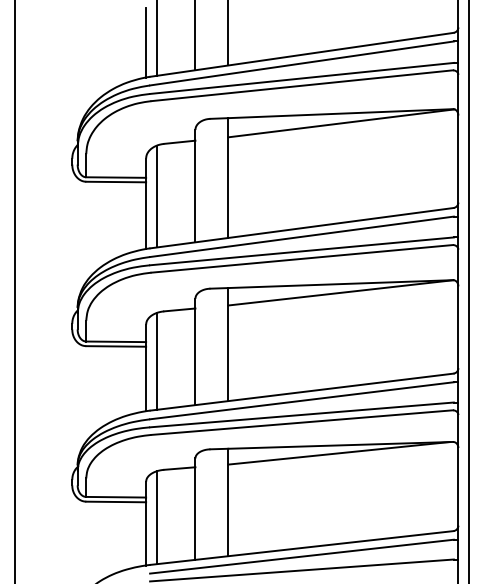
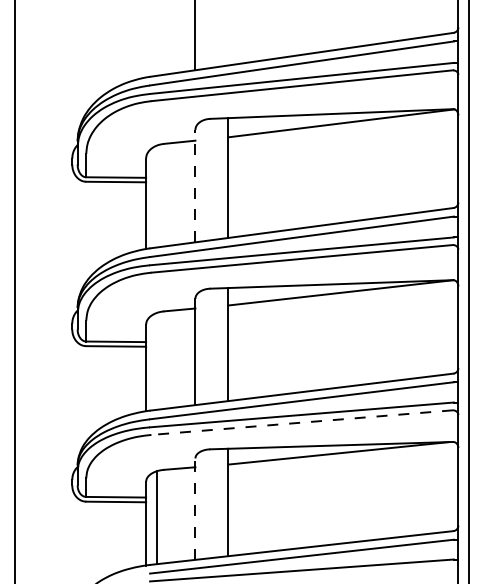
line: present -> none (228, 33)
line: present -> none (157, 38)
line: present -> none (146, 42)
line: solid -> dashed (195, 185)
line: present -> none (157, 196)
line: present -> none (157, 360)
line: solid -> dashed (301, 422)
line: solid -> dashed (195, 509)
